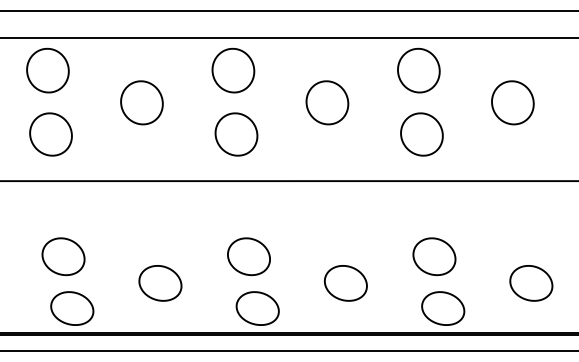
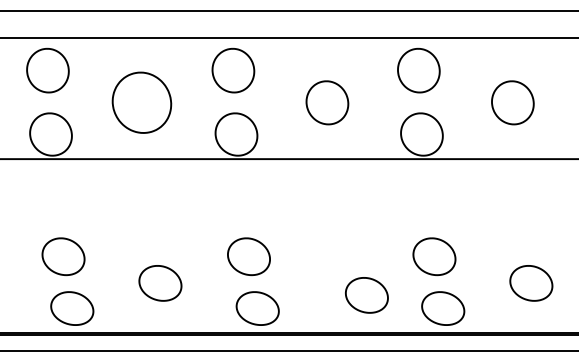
part size: 44x46 px -> 62x63 px (141, 102)
line position: (288, 181) -> (288, 159) (288, 159)
part position: (345, 283) -> (366, 295) (366, 295)
